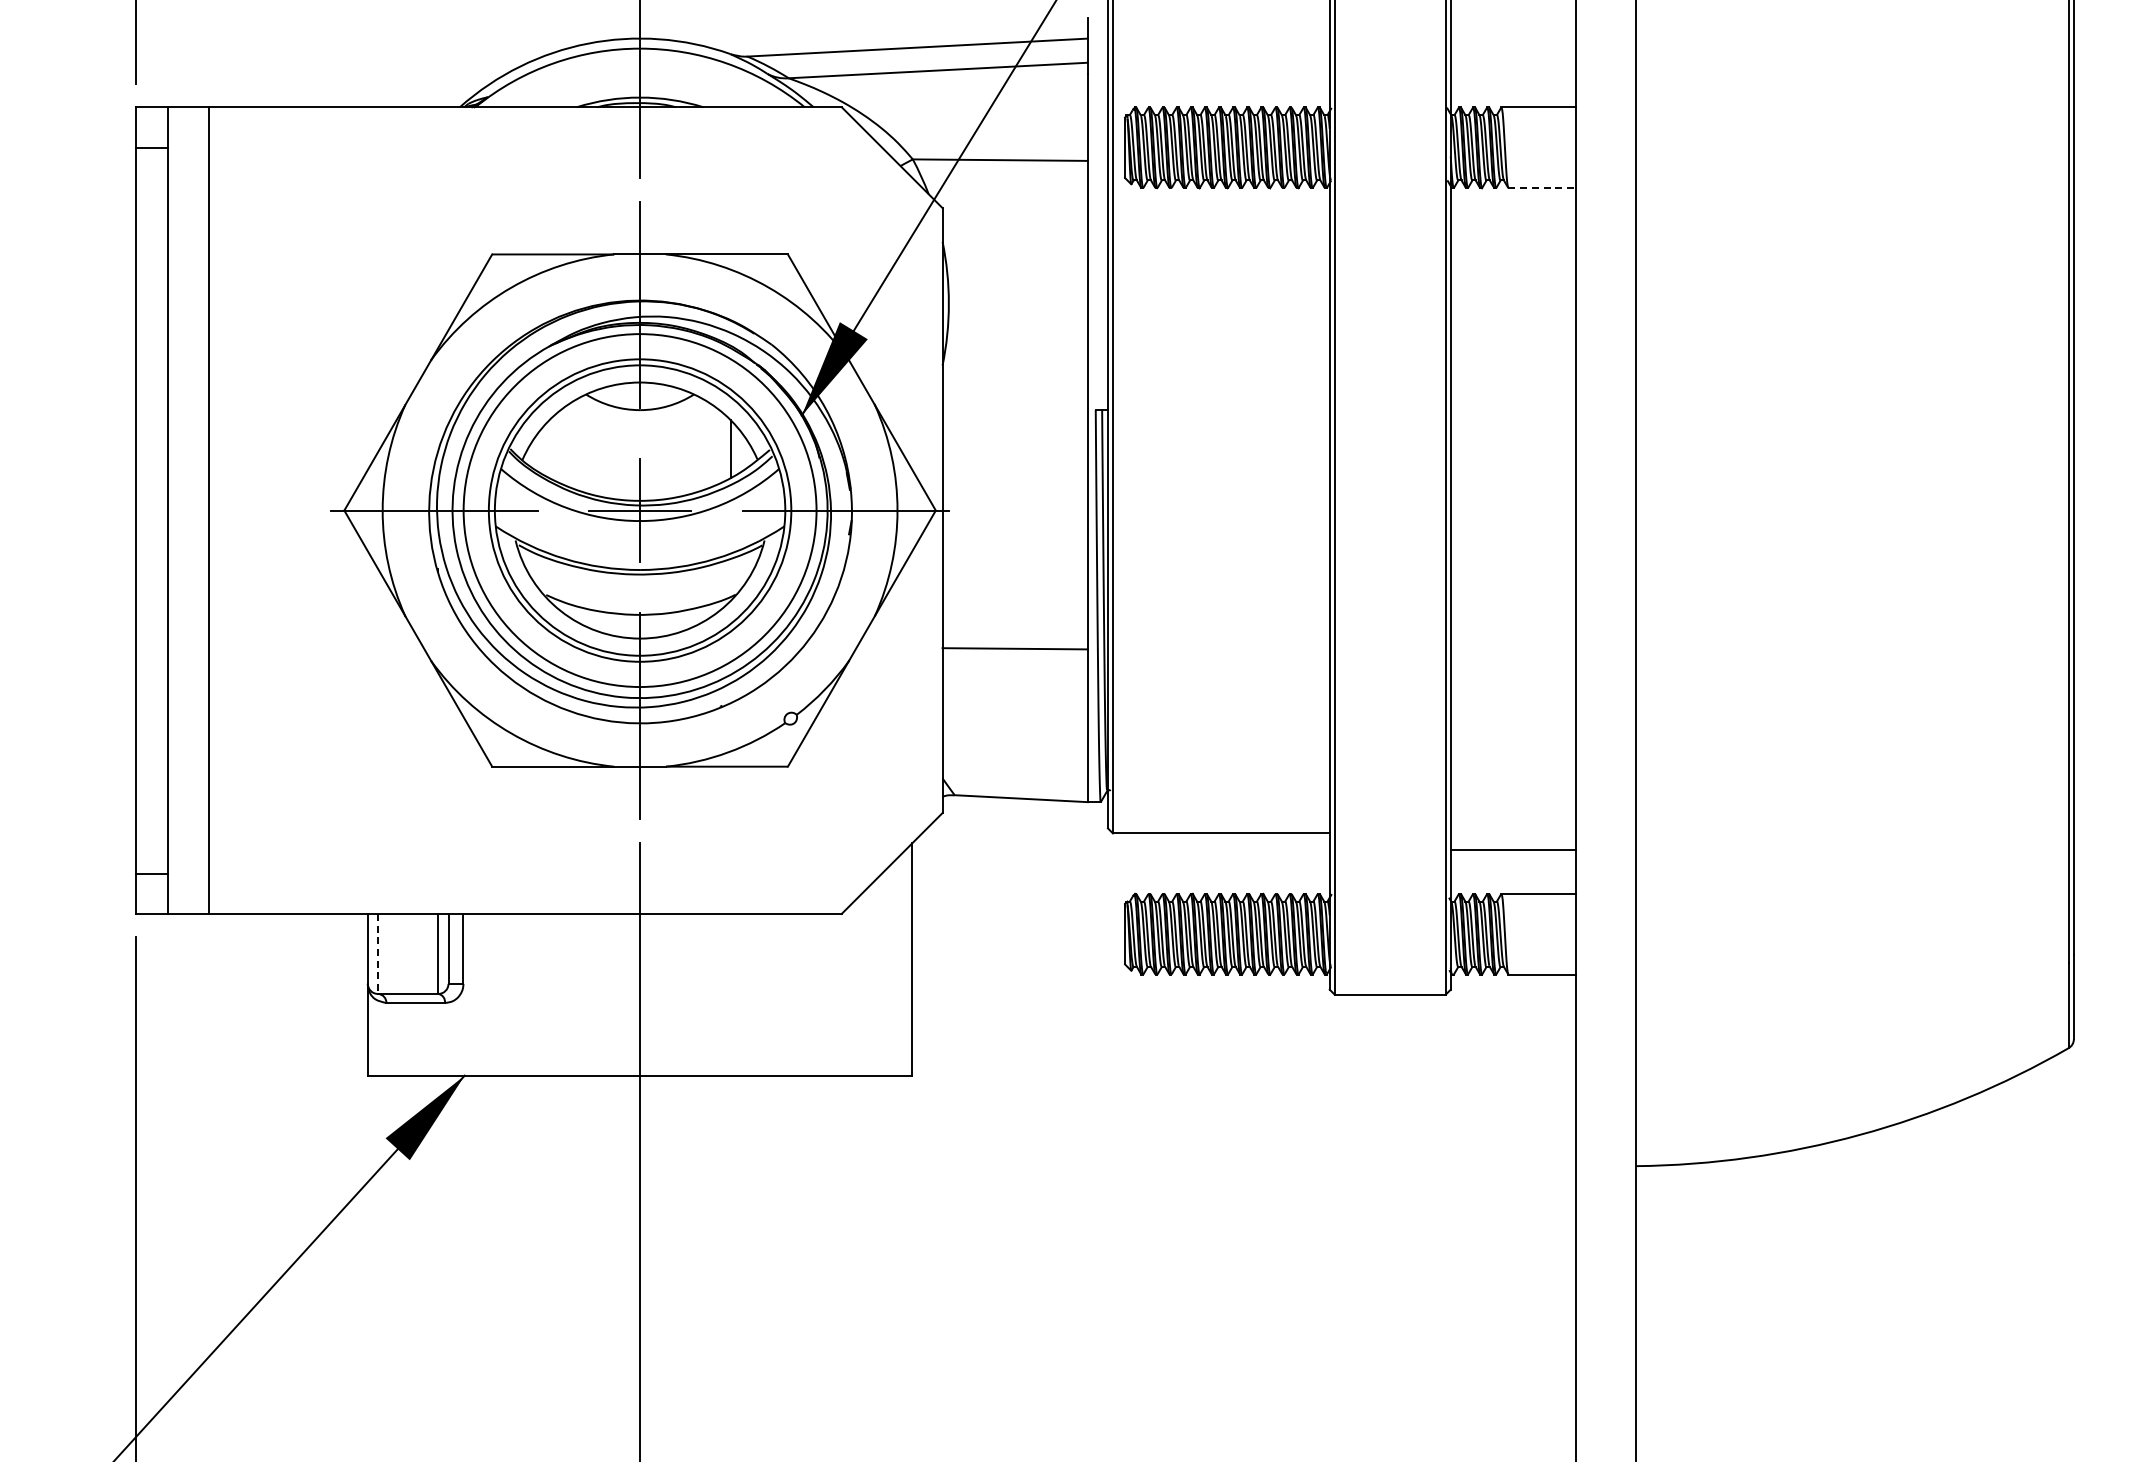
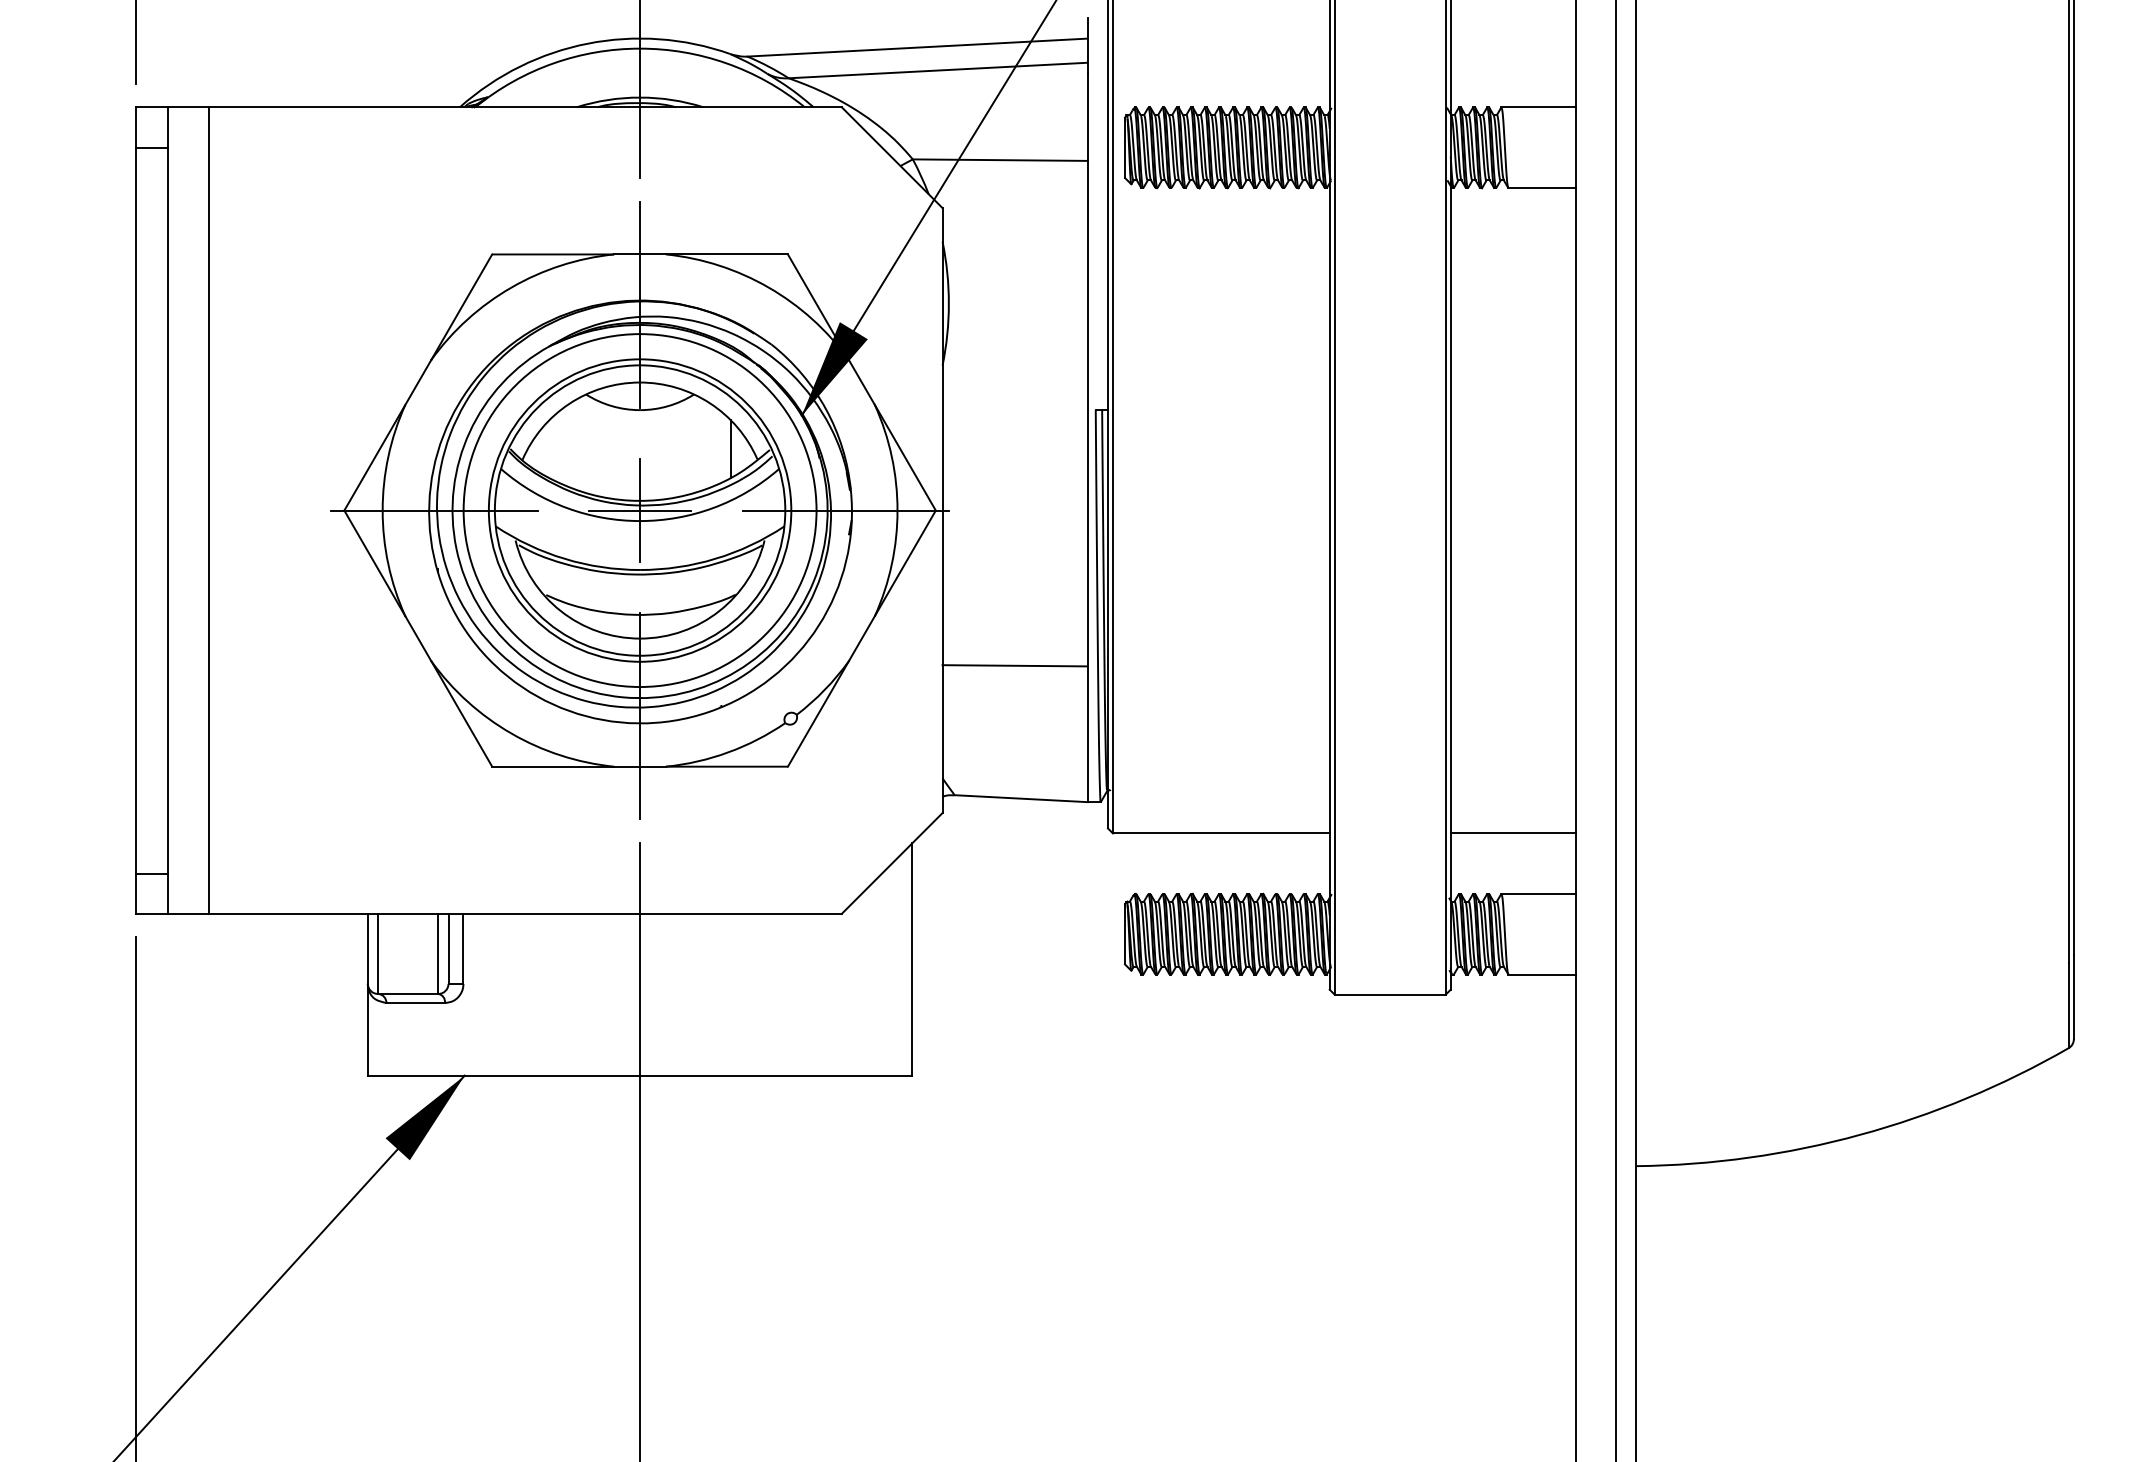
line: dashed -> solid (1542, 188)
line position: (1014, 648) -> (1014, 665) (1014, 665)
line: none -> present (1616, 730)
line position: (1512, 850) -> (1512, 833) (1512, 833)
line: dashed -> solid (377, 954)
